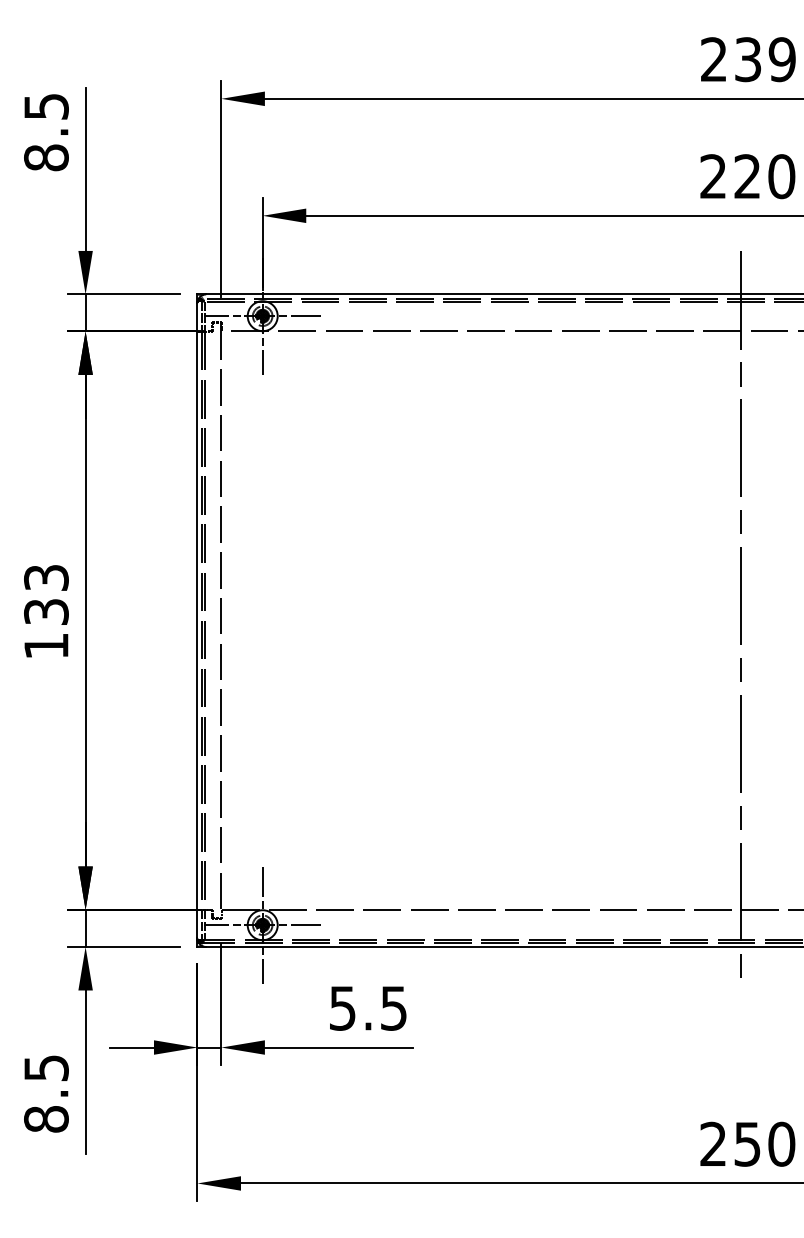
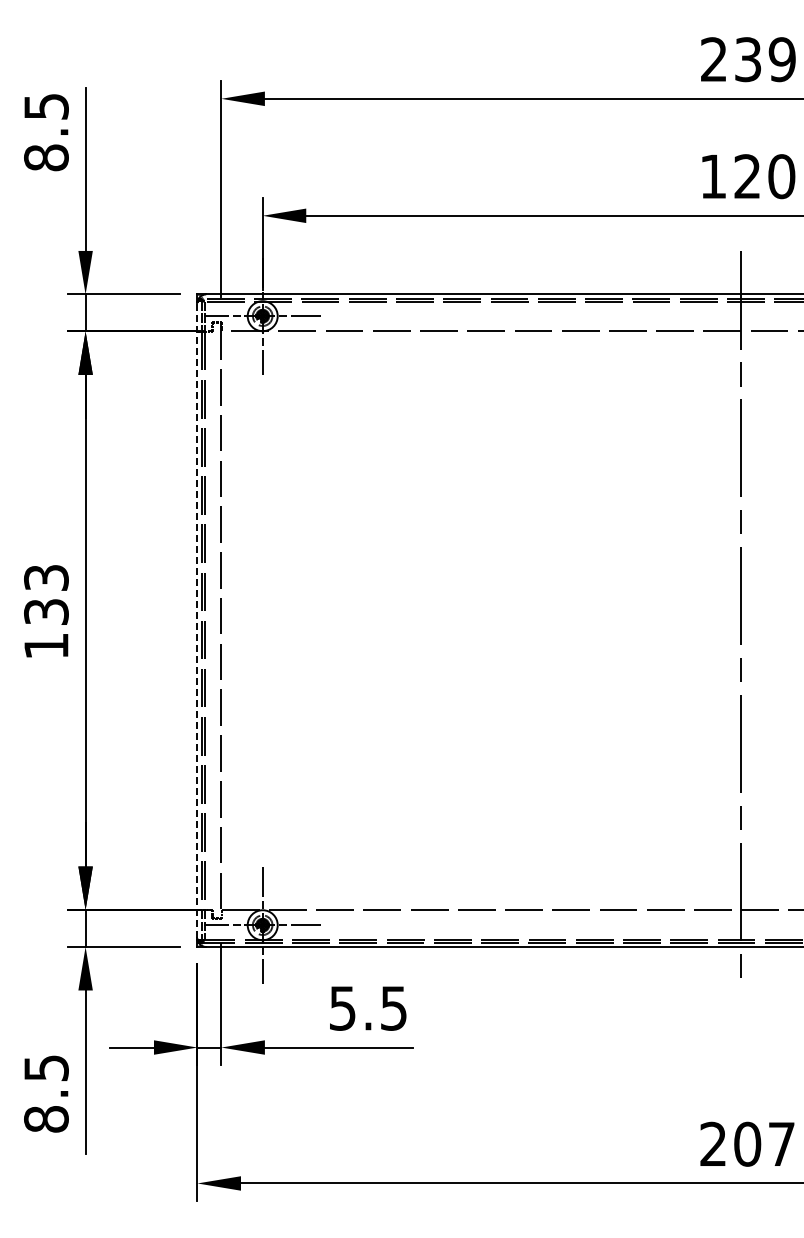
text: 220 -> 120 (712, 176)
line: solid -> dashed (197, 620)
text: 250 -> 207 (764, 1143)
